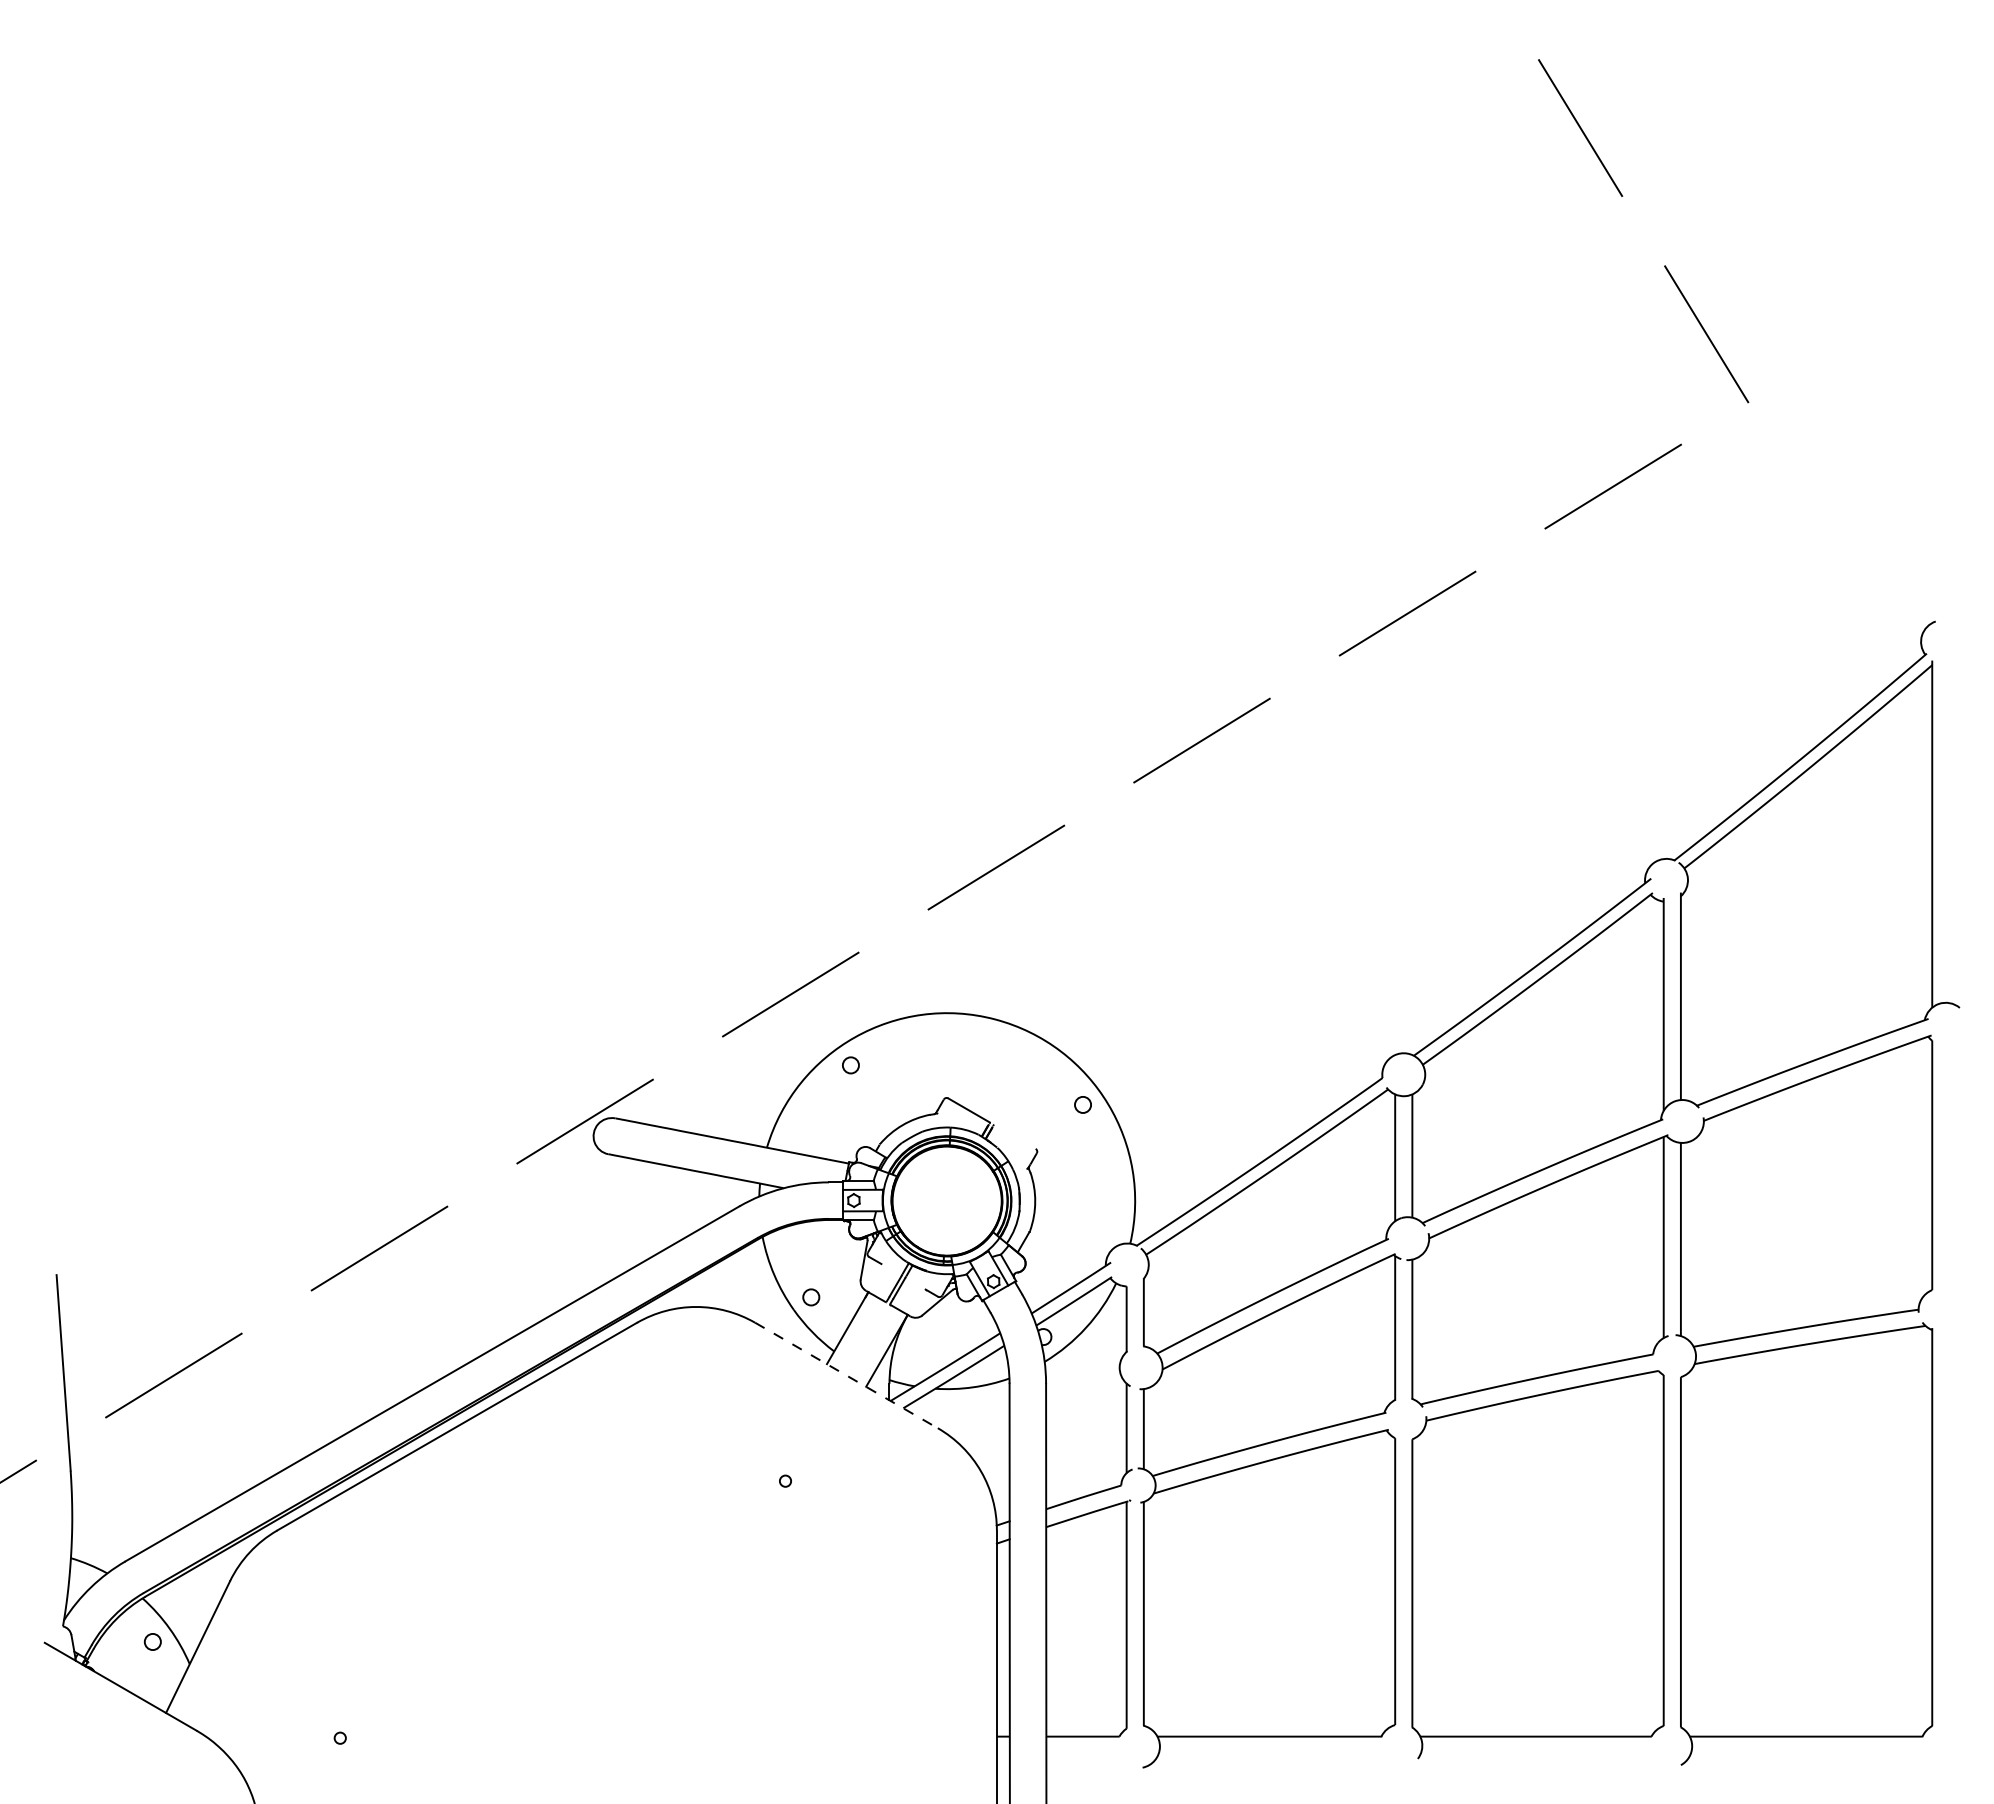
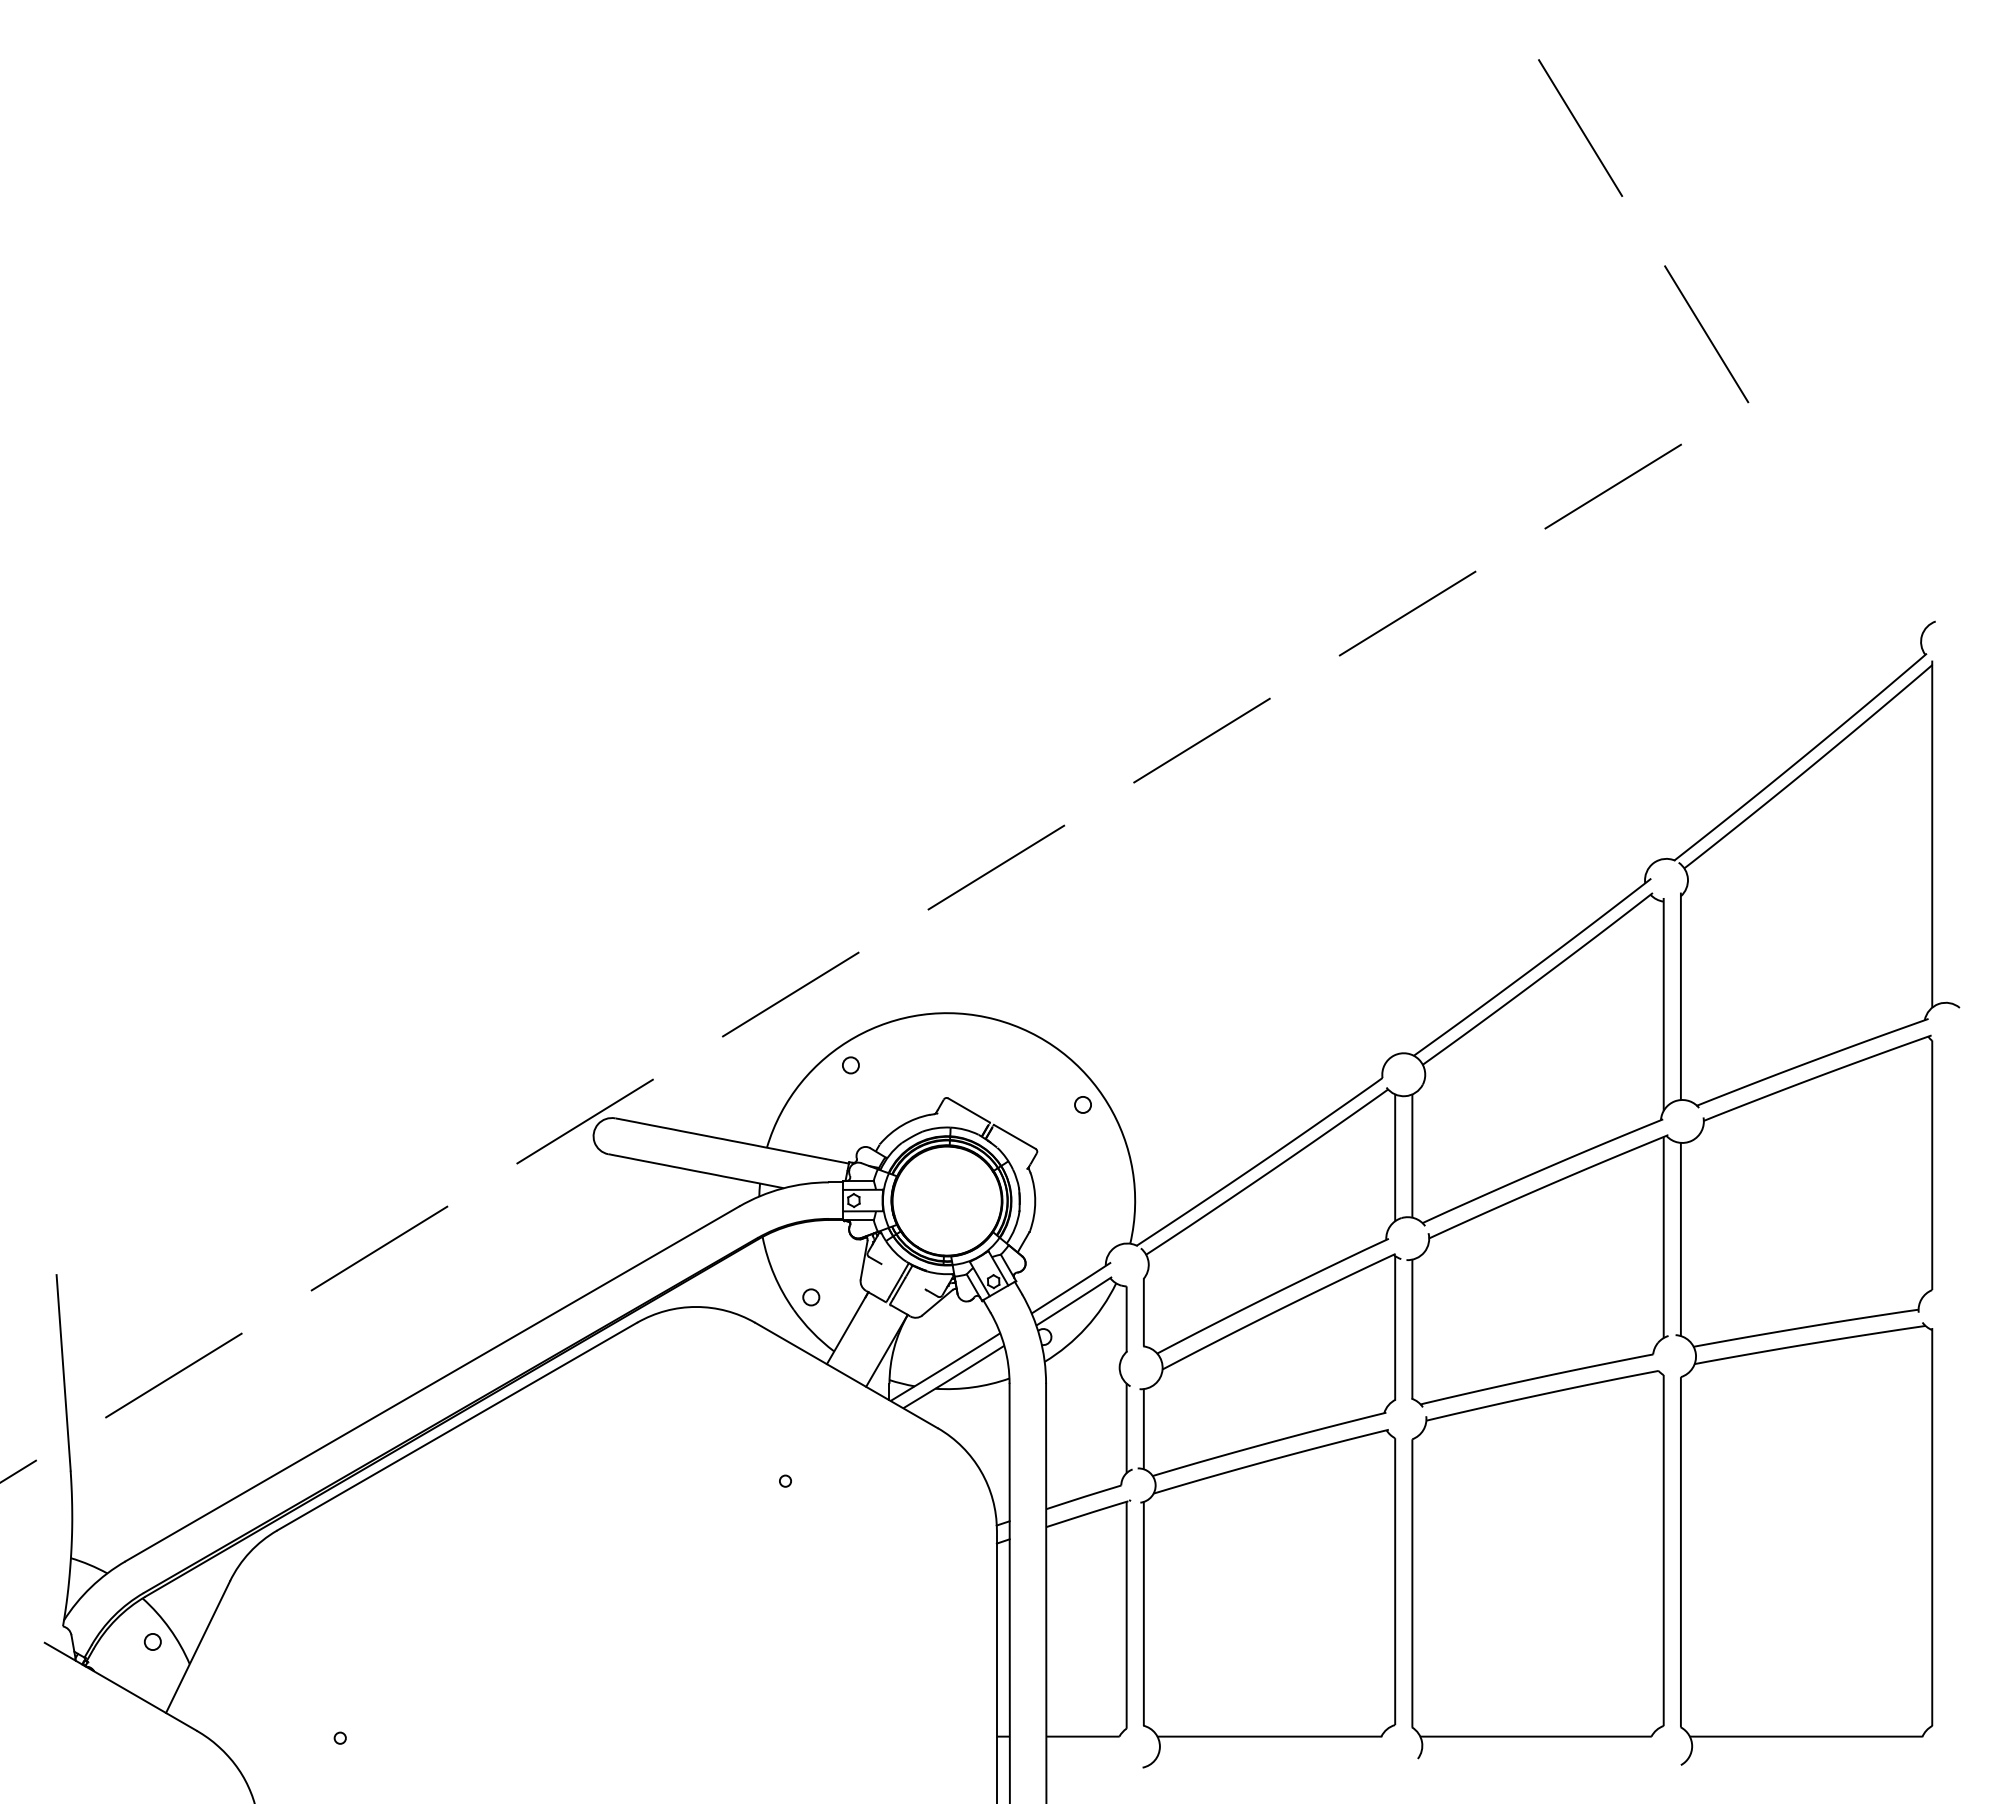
line: none -> present (1014, 1136)
line: dashed -> solid (846, 1375)
